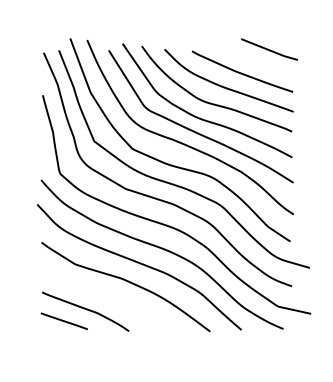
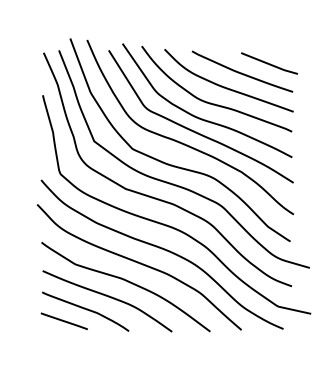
line position: (269, 49) -> (269, 63) (269, 63)
curve: none -> present (108, 297)
